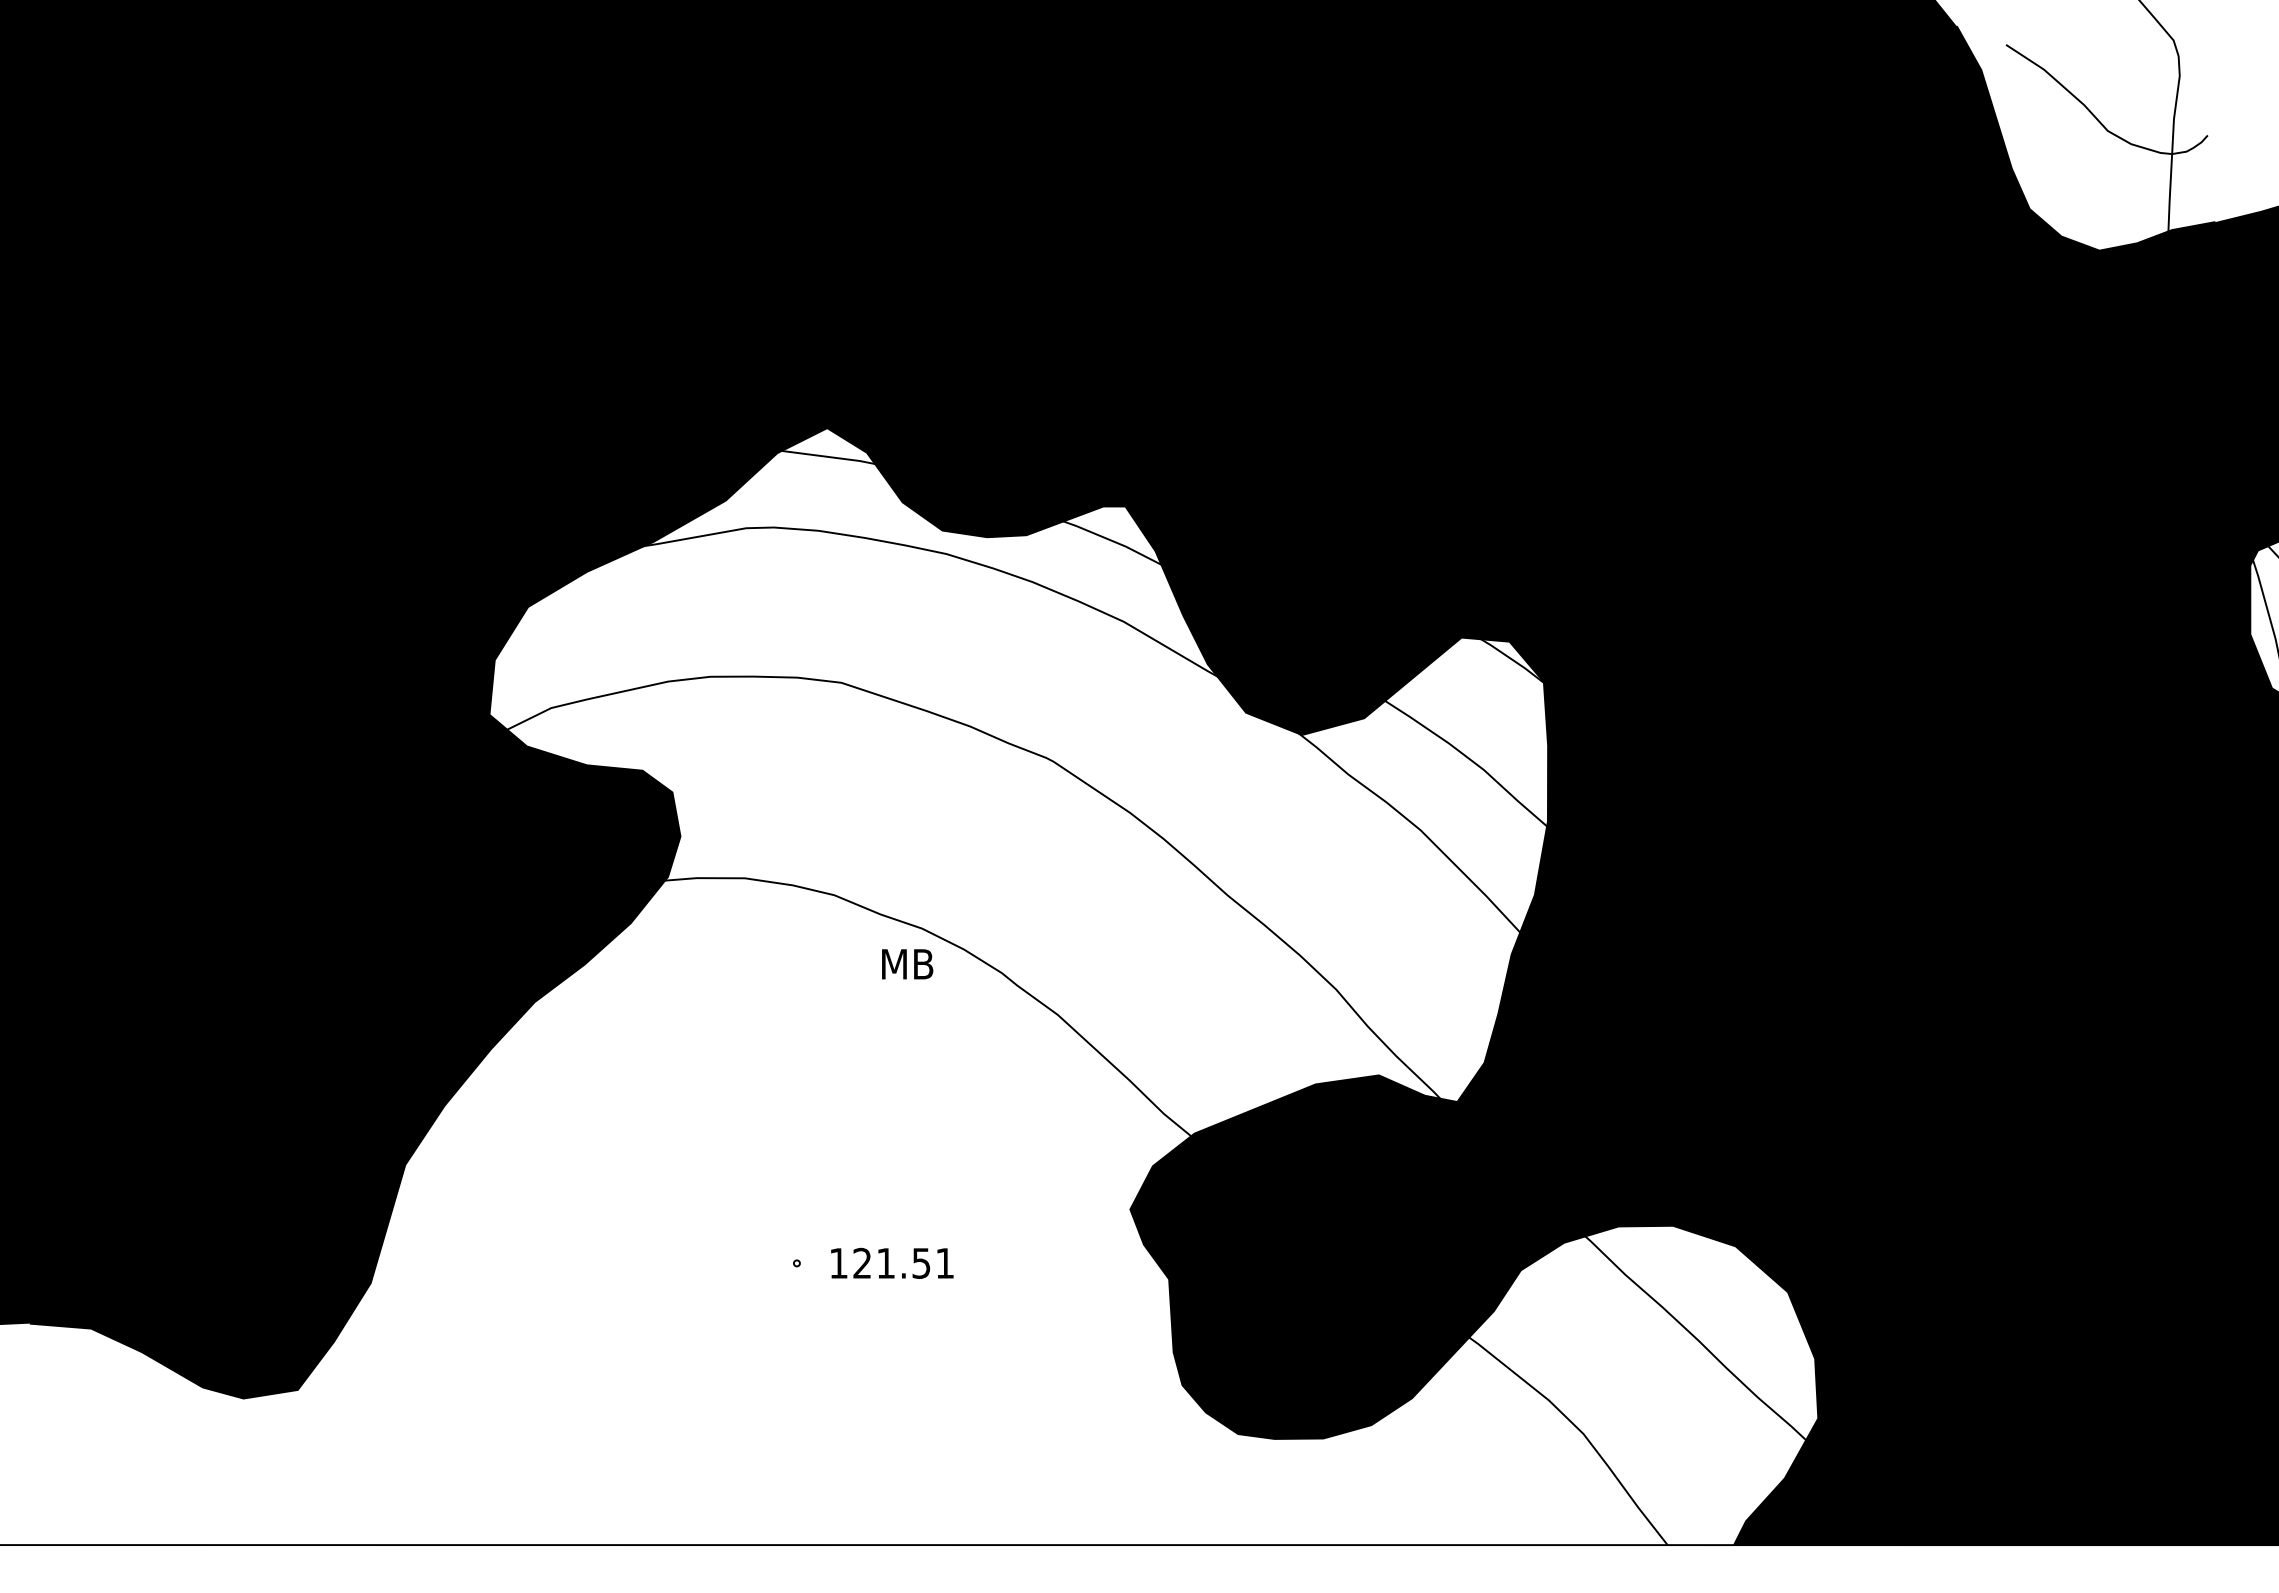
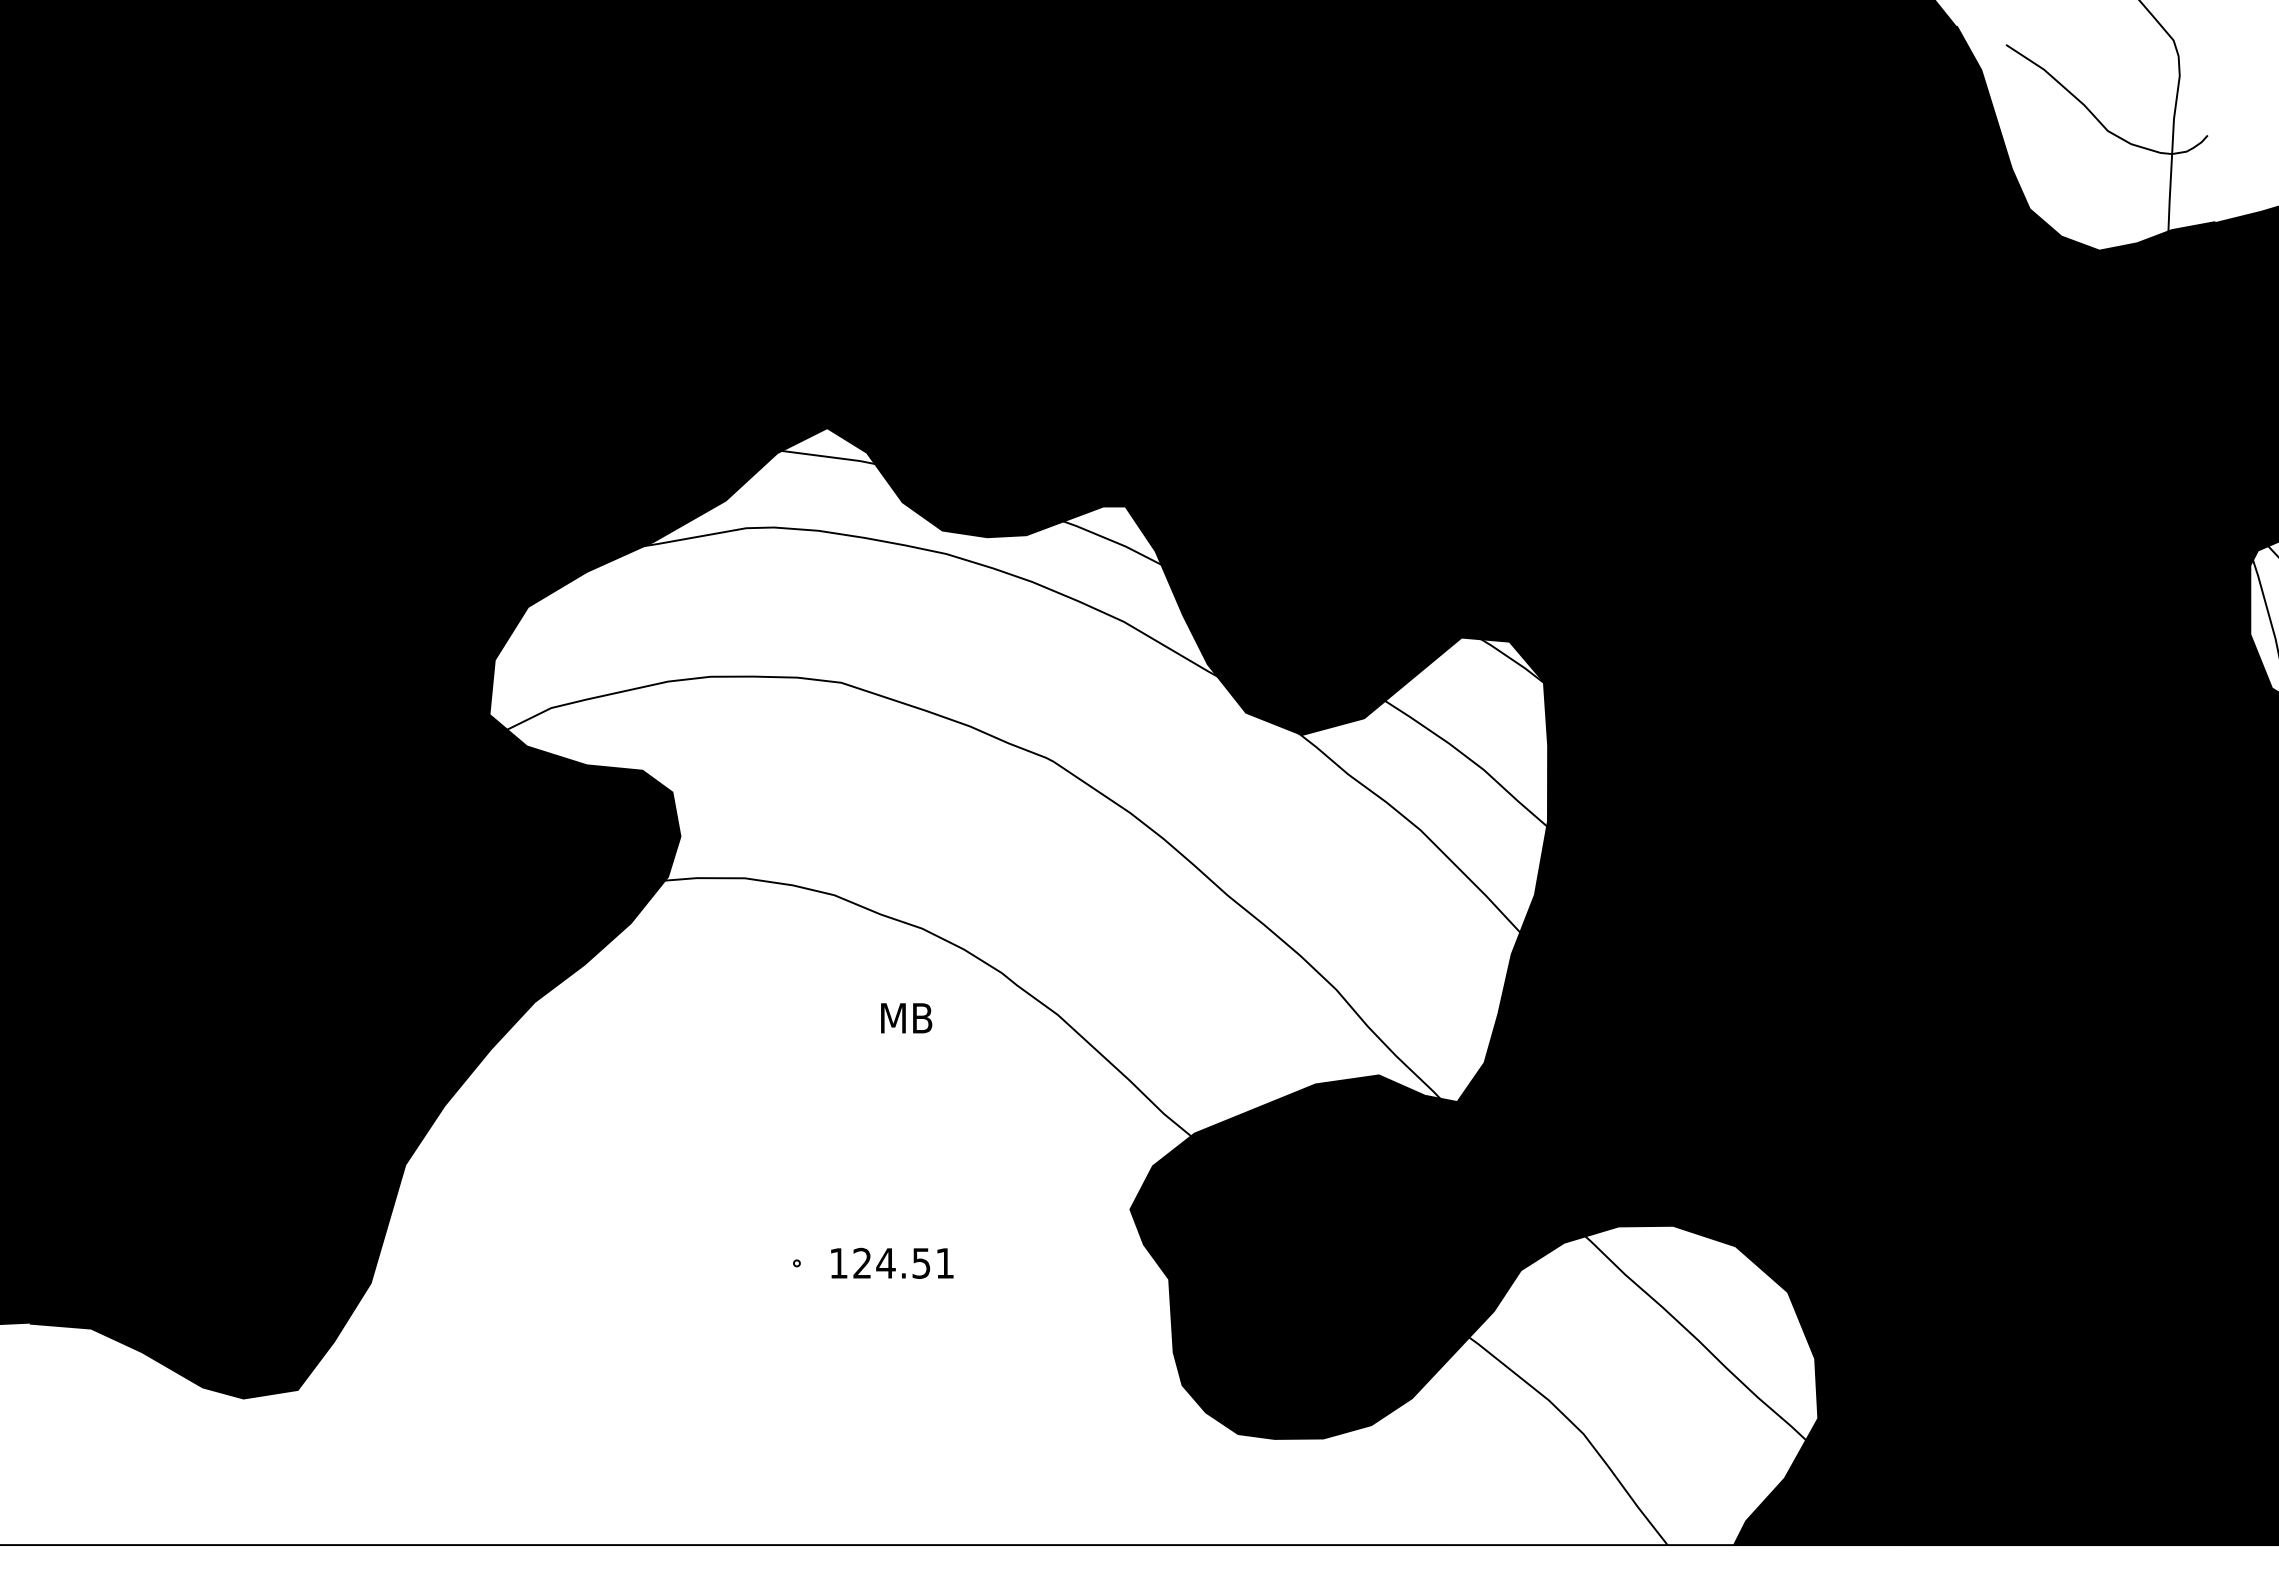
text position: (907, 964) -> (906, 1018) (906, 1018)
text: 121.51 -> 124.51 (885, 1263)
